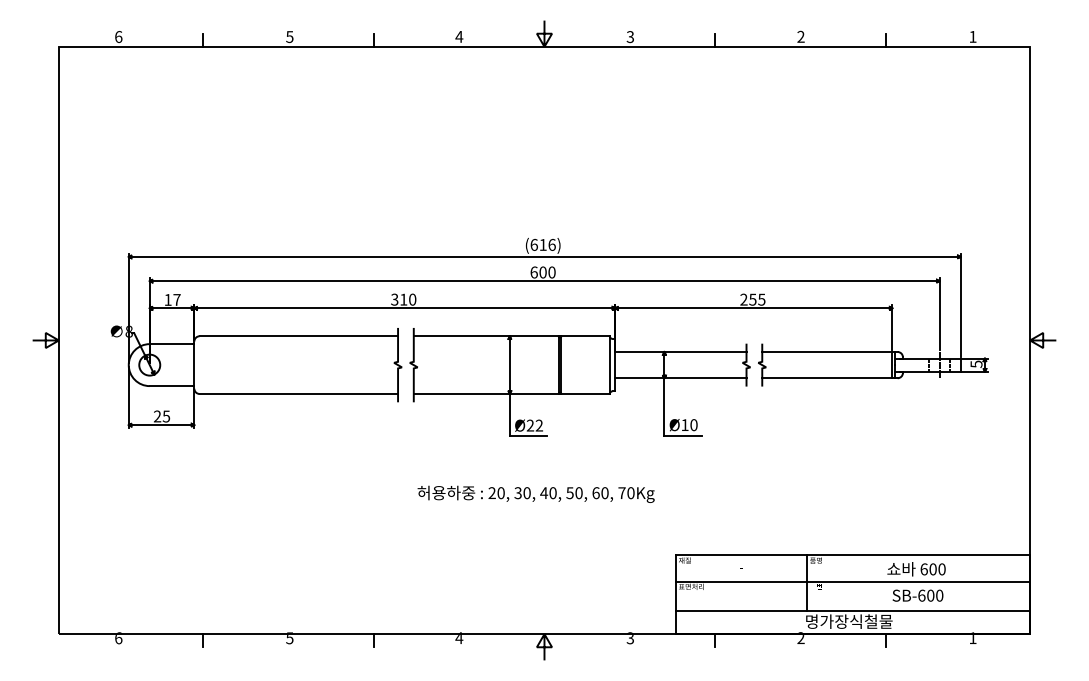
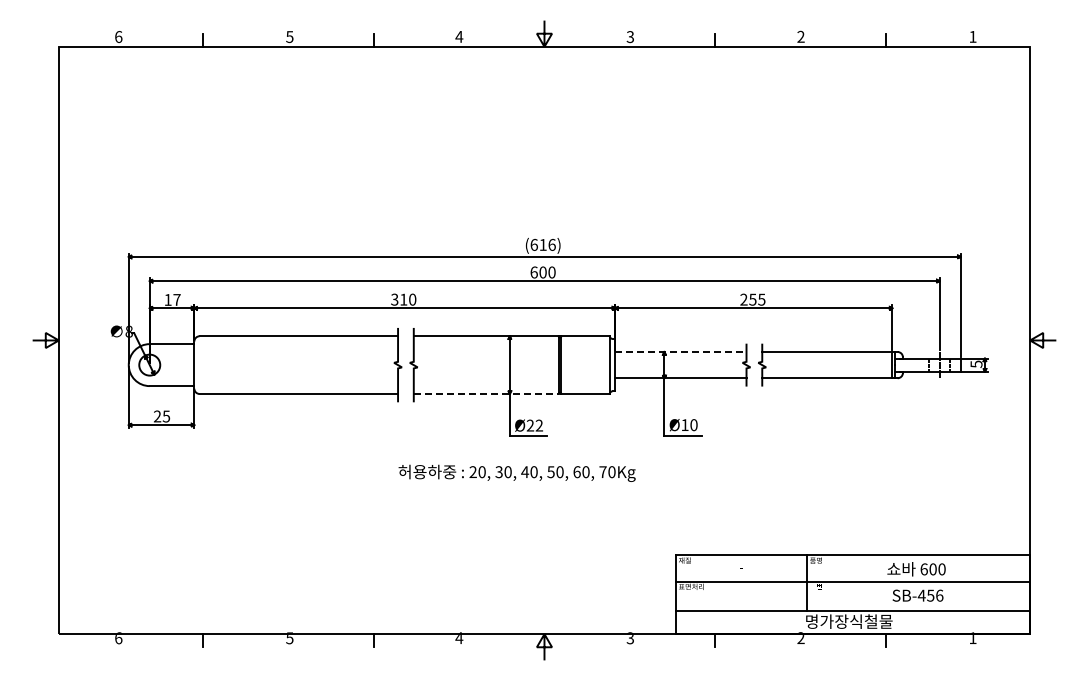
line: solid -> dashed (680, 352)
line: solid -> dashed (486, 393)
text position: (535, 493) -> (516, 472) (516, 472)
text: SB-600 -> SB-456 (930, 595)
